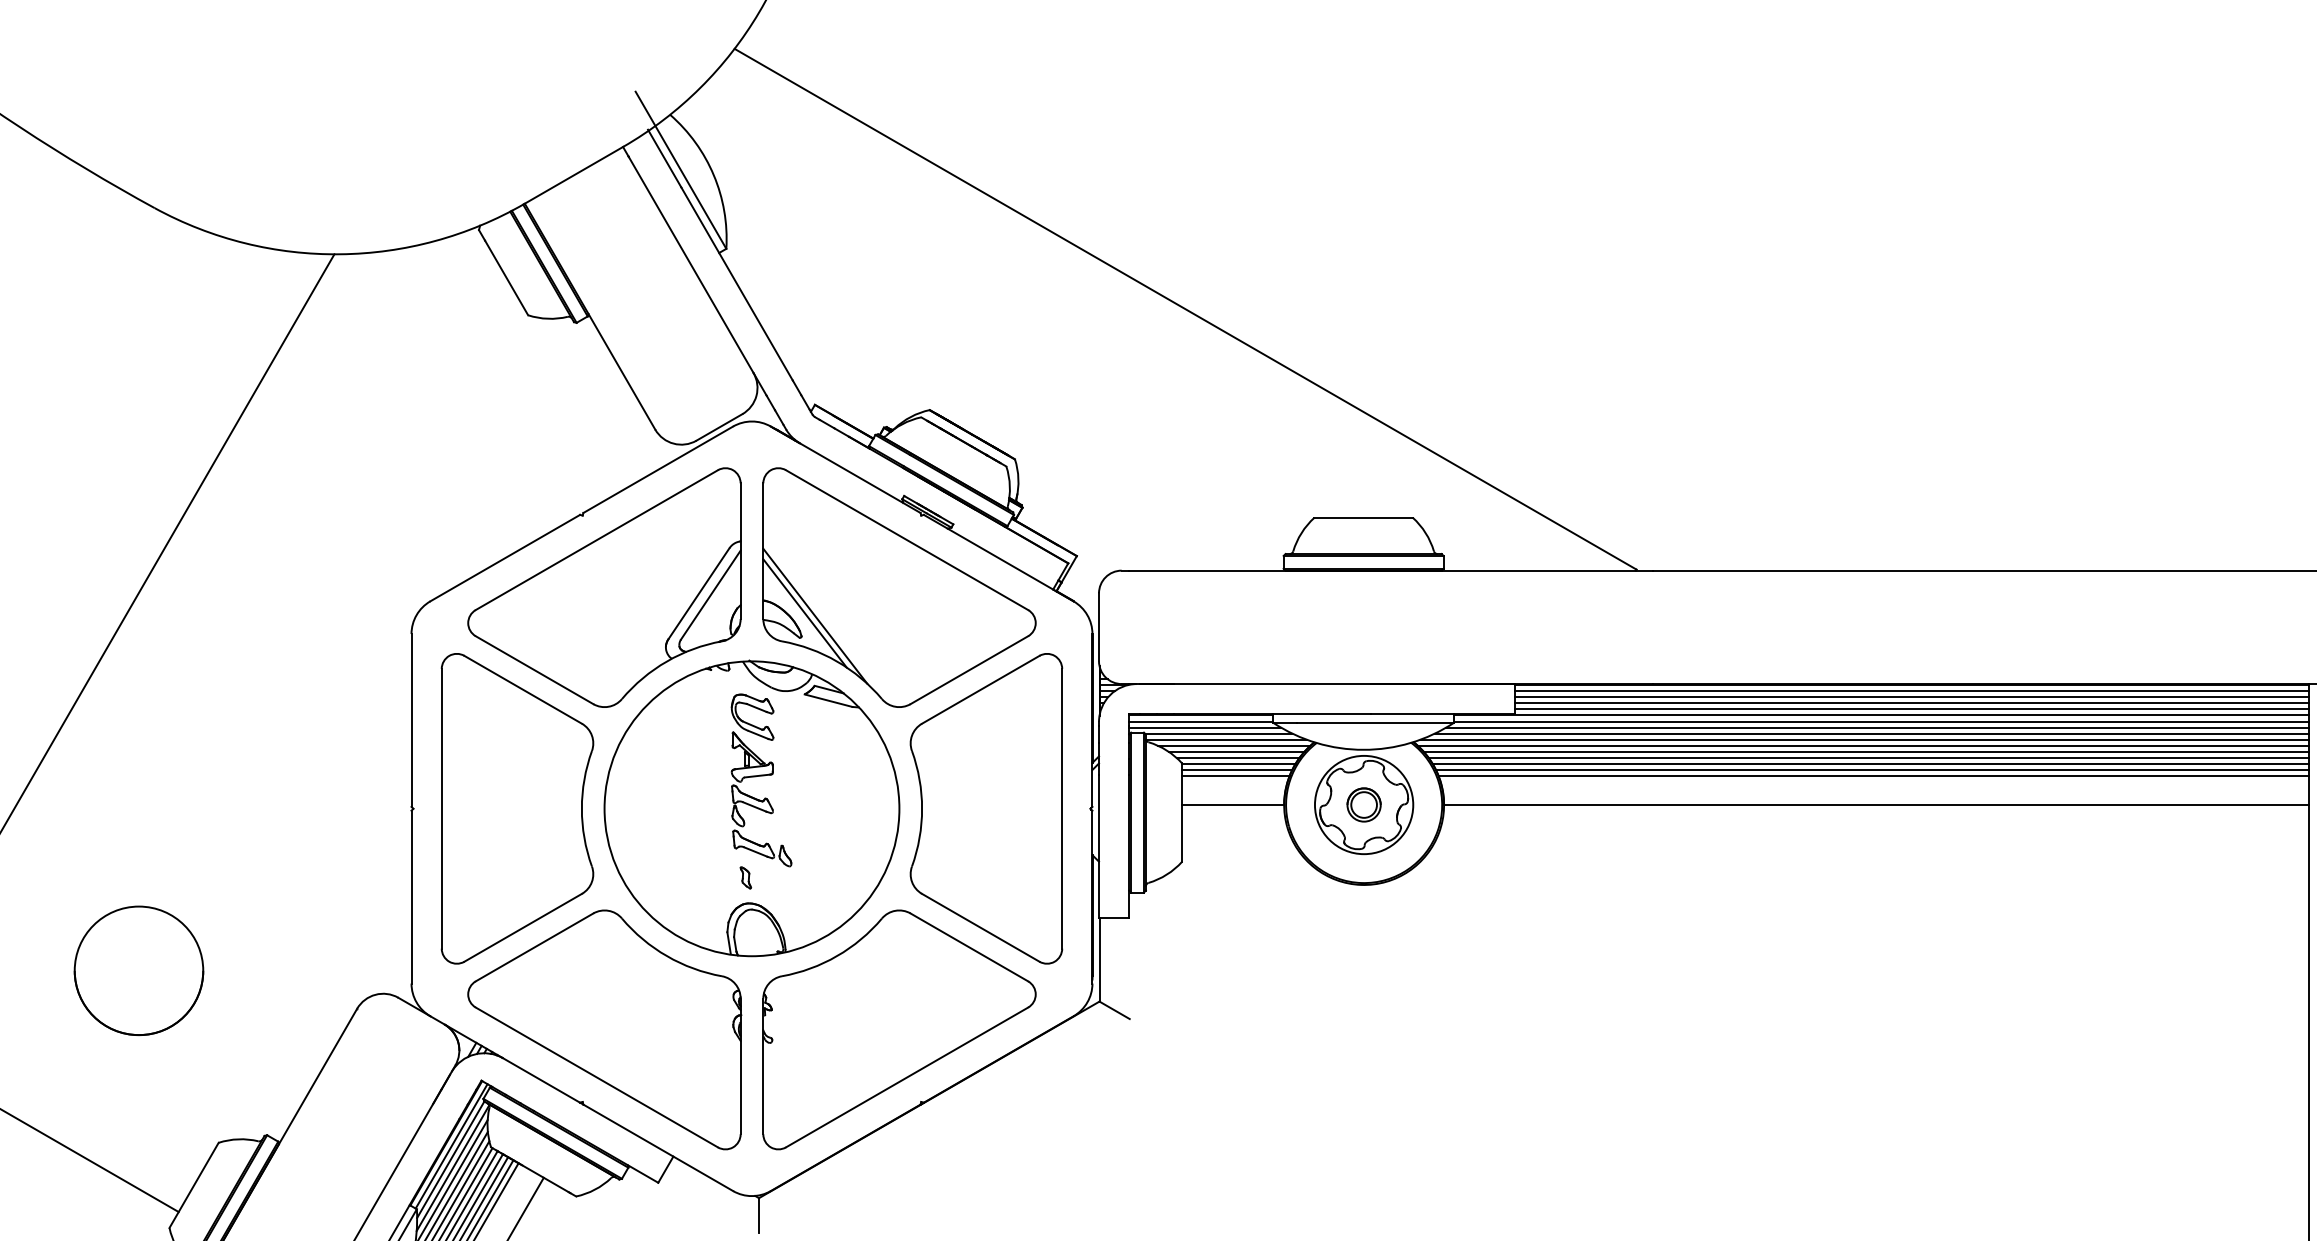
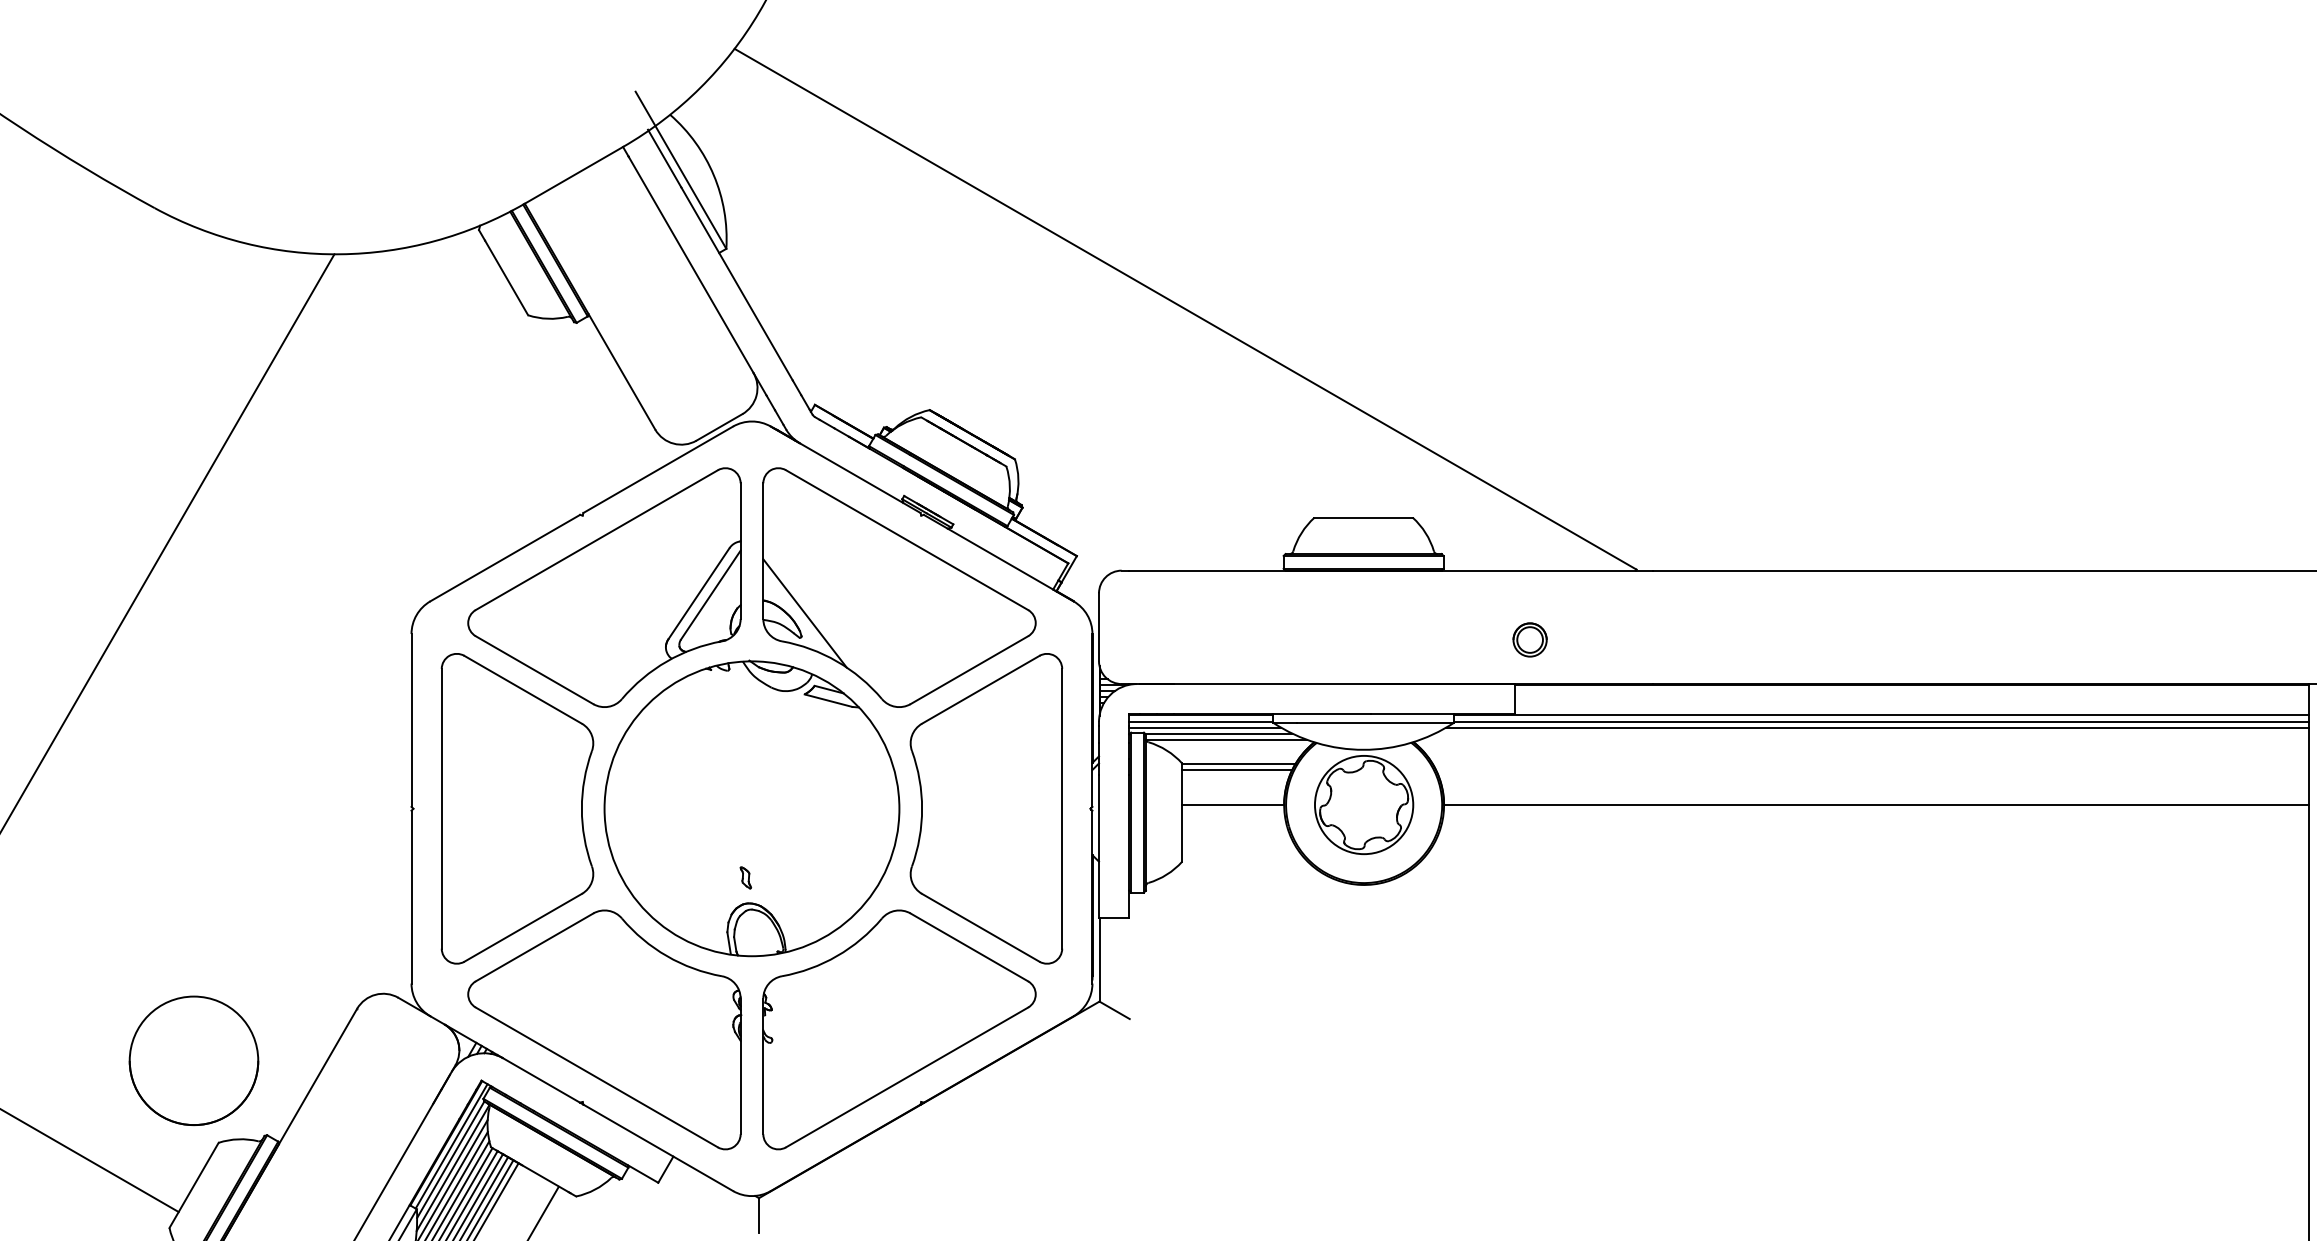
line: present -> none (815, 615)
line: present -> none (1911, 691)
line: present -> none (1911, 697)
line: present -> none (1911, 703)
line: present -> none (1911, 709)
line: present -> none (1871, 733)
line: present -> none (1864, 739)
line: present -> none (1233, 745)
line: present -> none (1862, 745)
line: present -> none (1236, 751)
line: present -> none (1865, 751)
line: present -> none (1237, 757)
line: present -> none (1868, 757)
line: present -> none (1870, 763)
line: present -> none (1871, 769)
line: present -> none (1235, 775)
line: present -> none (1873, 775)
part: present -> none (761, 780)
part position: (1363, 804) -> (1529, 639) (1529, 639)
part position: (138, 970) -> (193, 1060) (193, 1060)
line position: (526, 1207) -> (543, 1211) (543, 1211)
